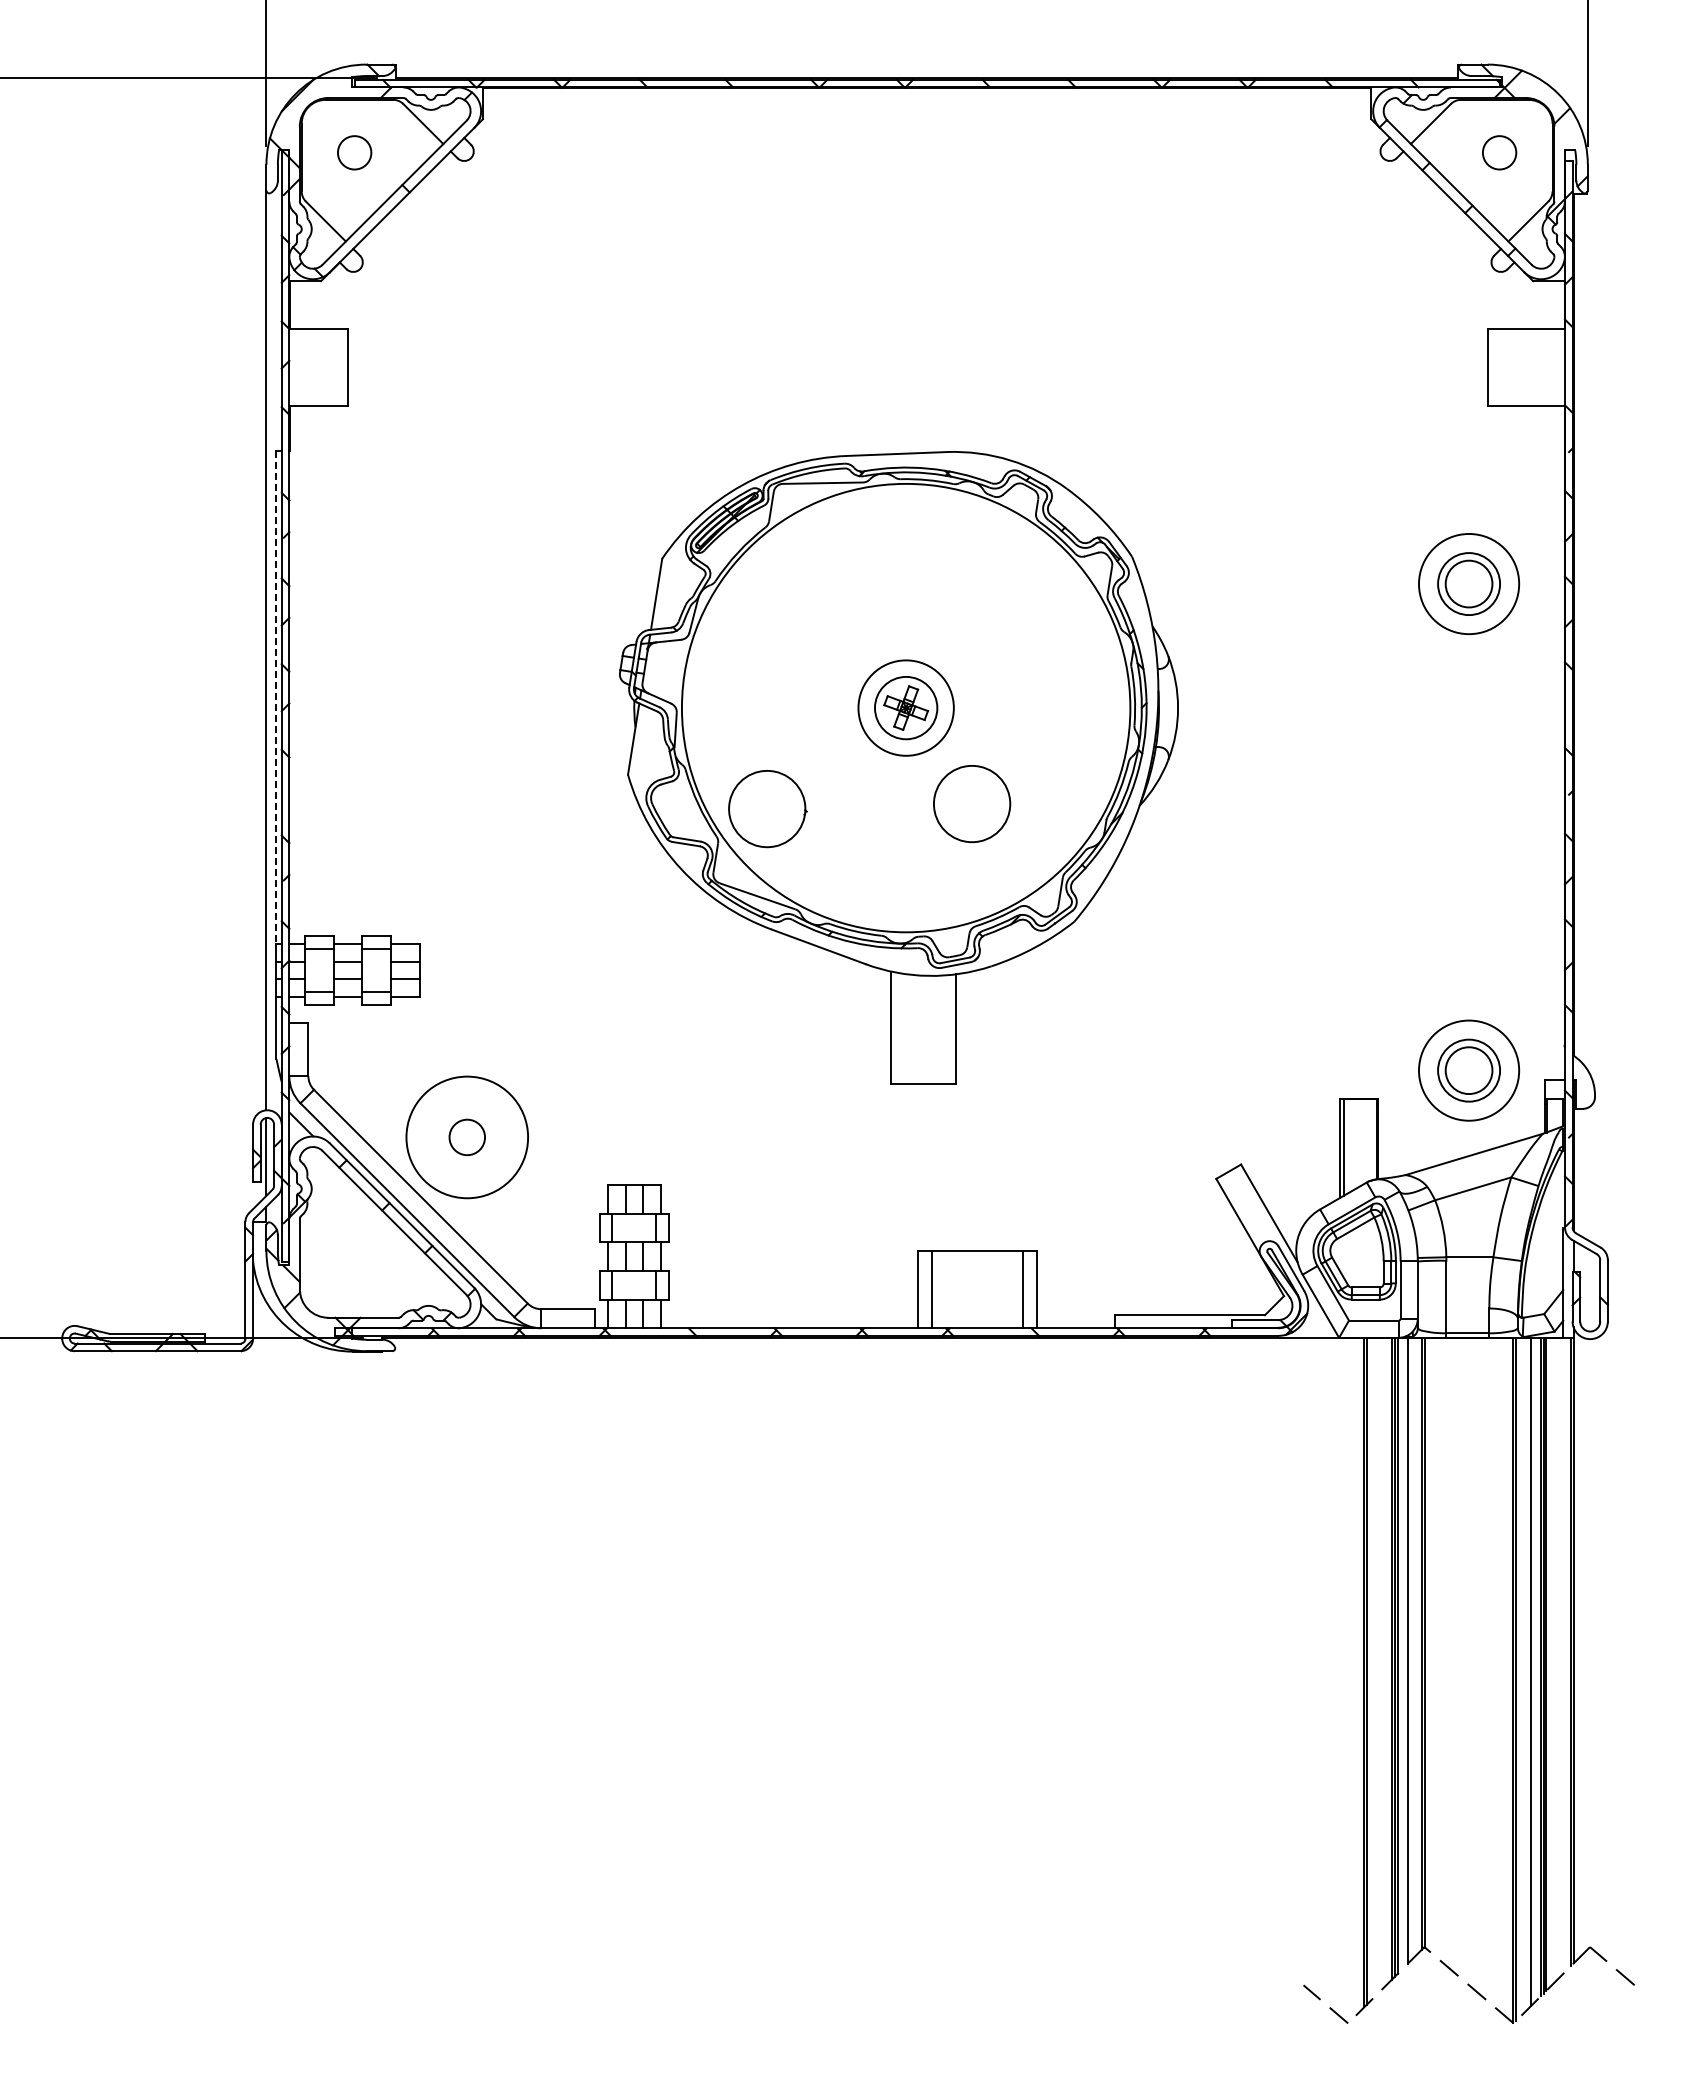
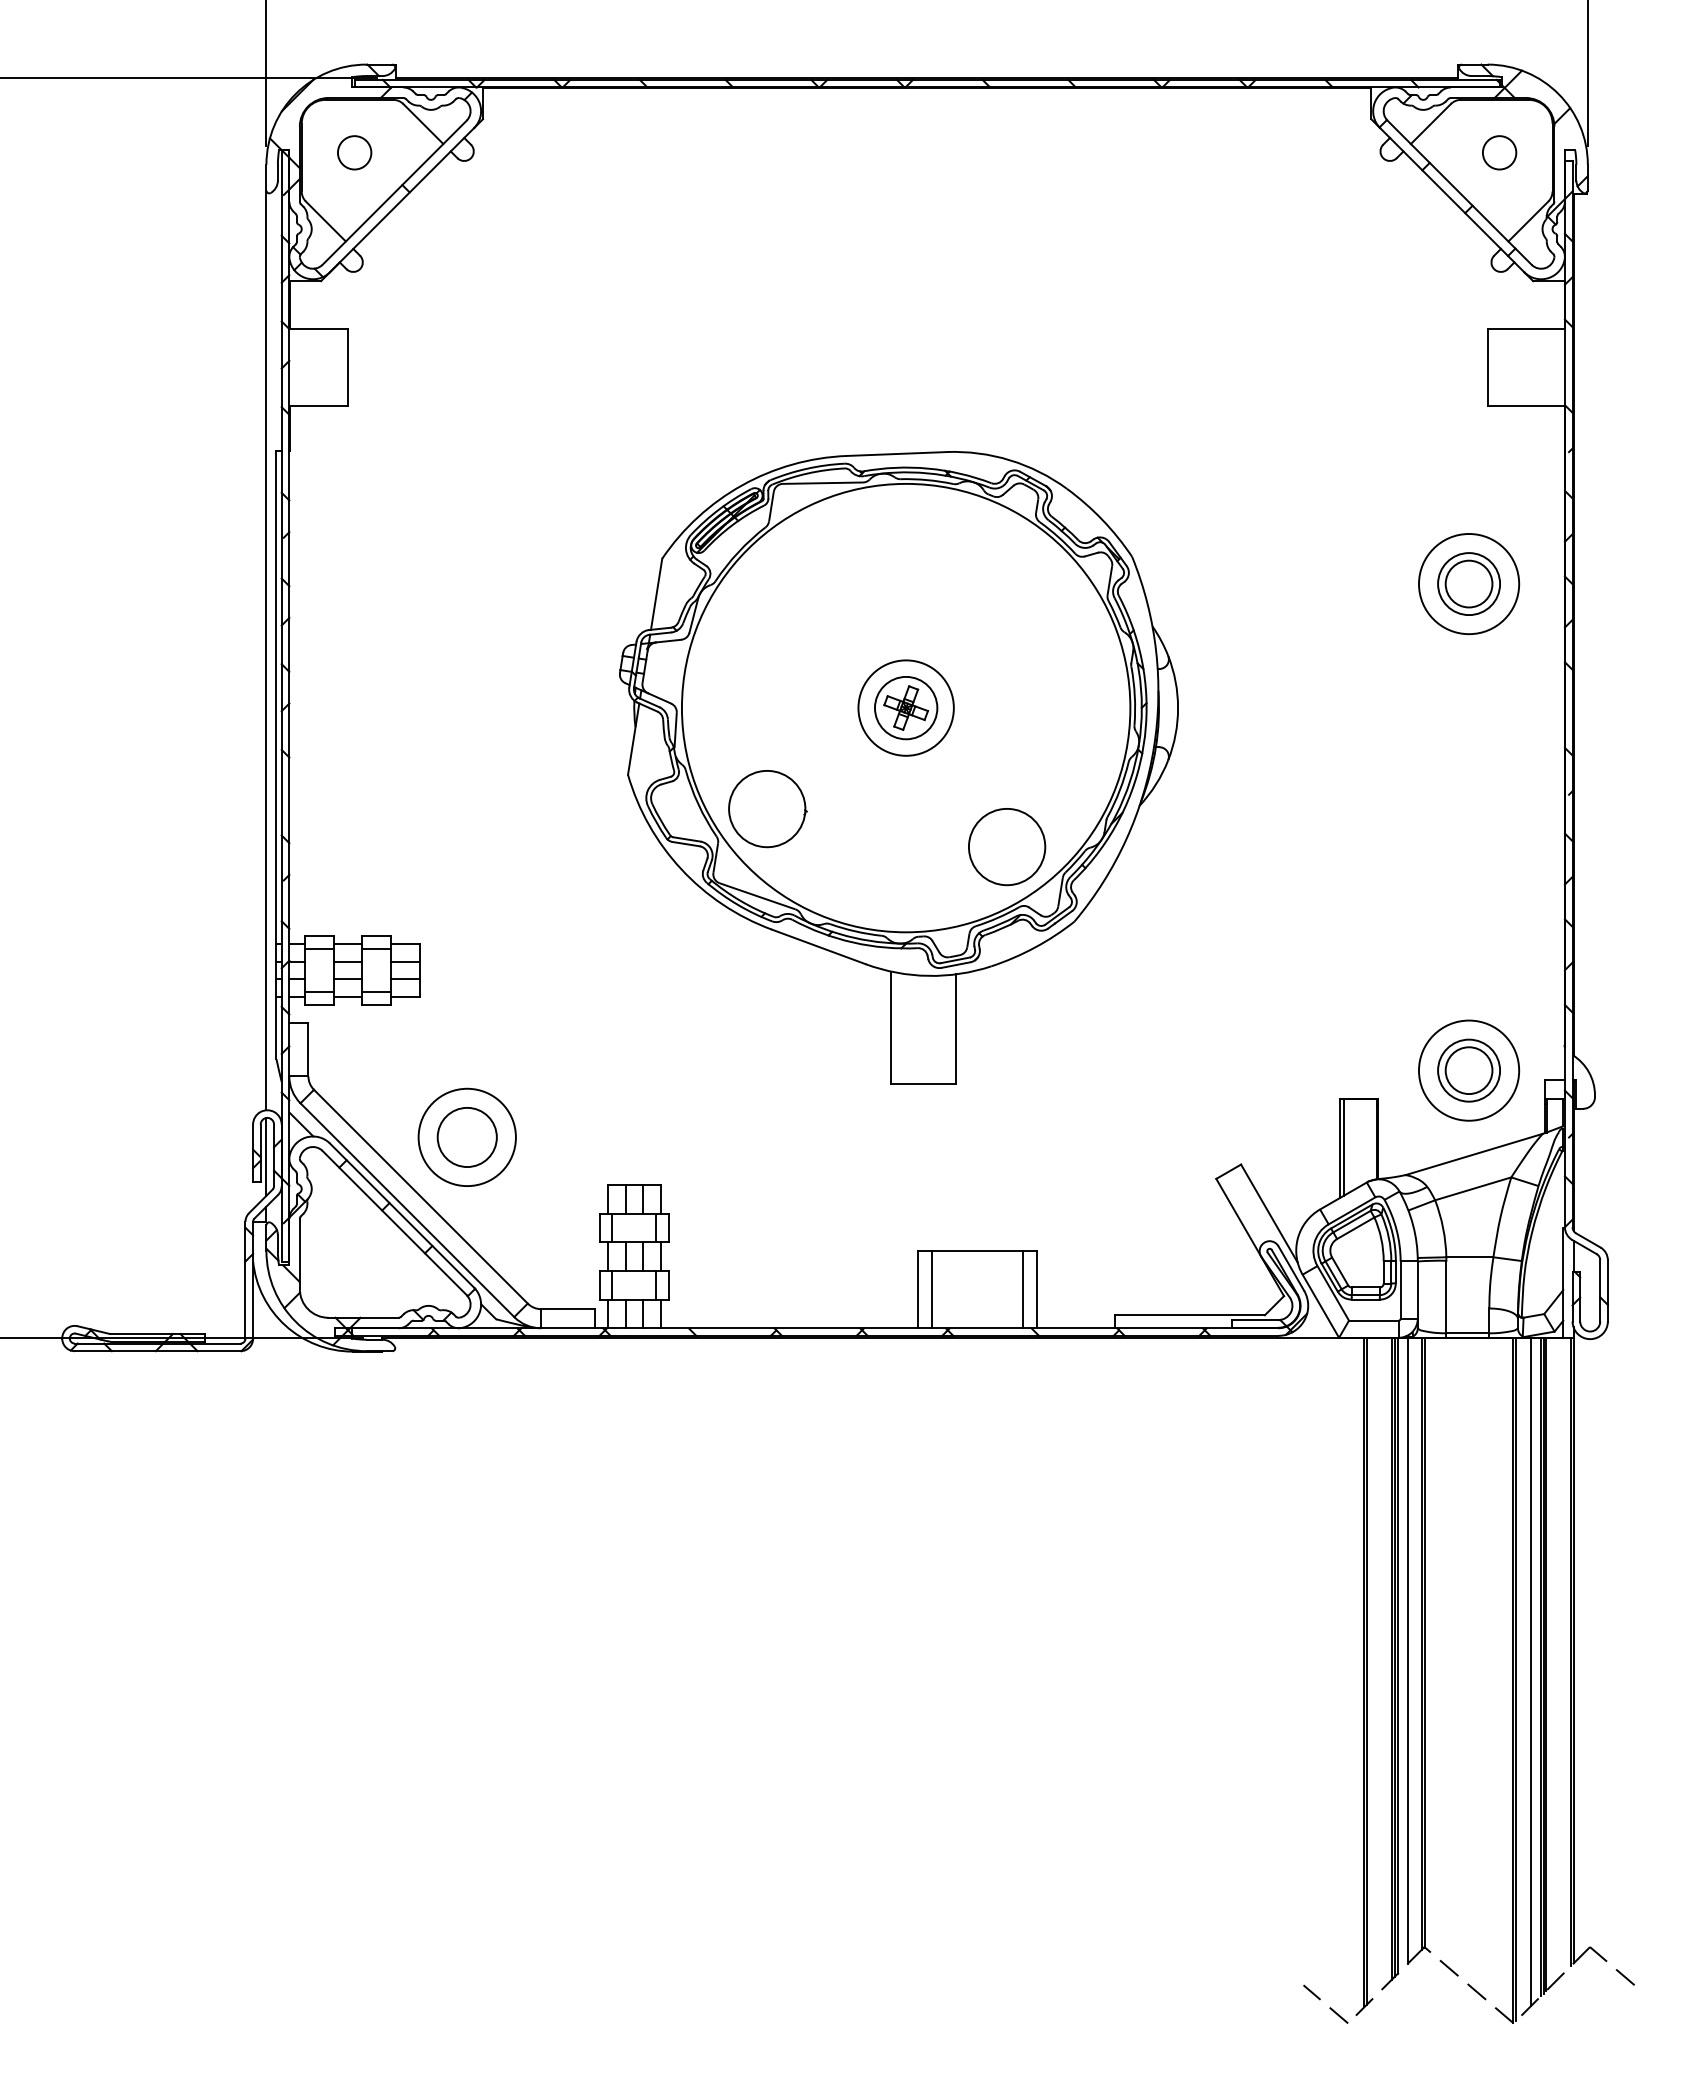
line: dashed -> solid (276, 697)
circle position: (972, 804) -> (1007, 847) (1007, 847)
circle diameter: 122 px -> 97 px (466, 1137)
circle diameter: 35 px -> 59 px (466, 1137)
